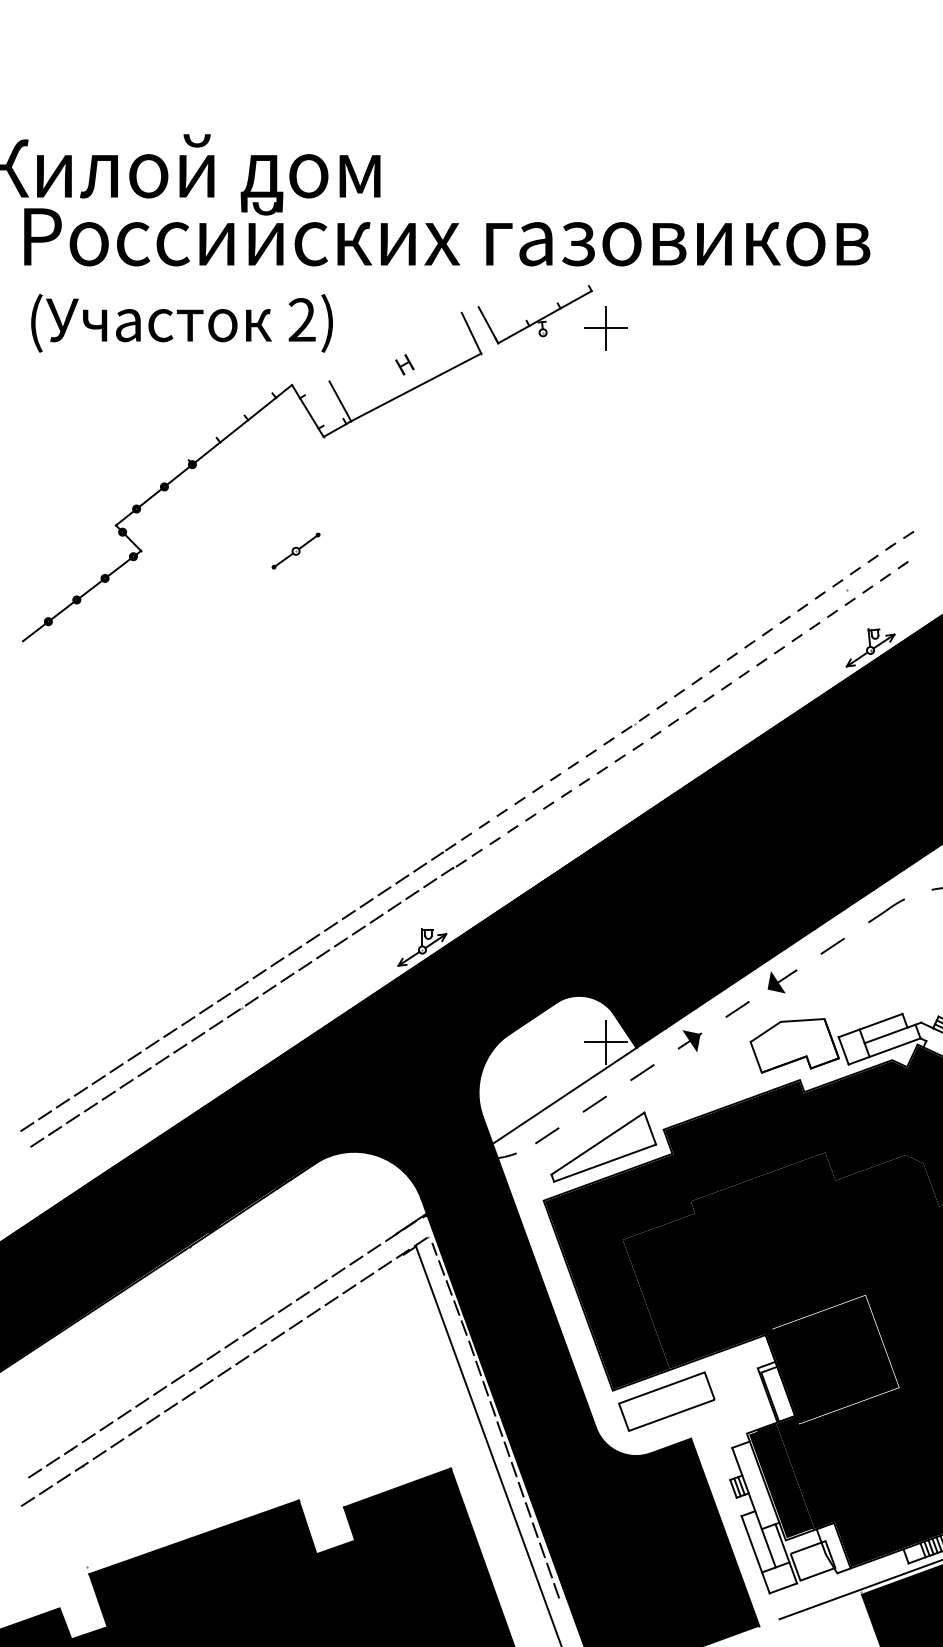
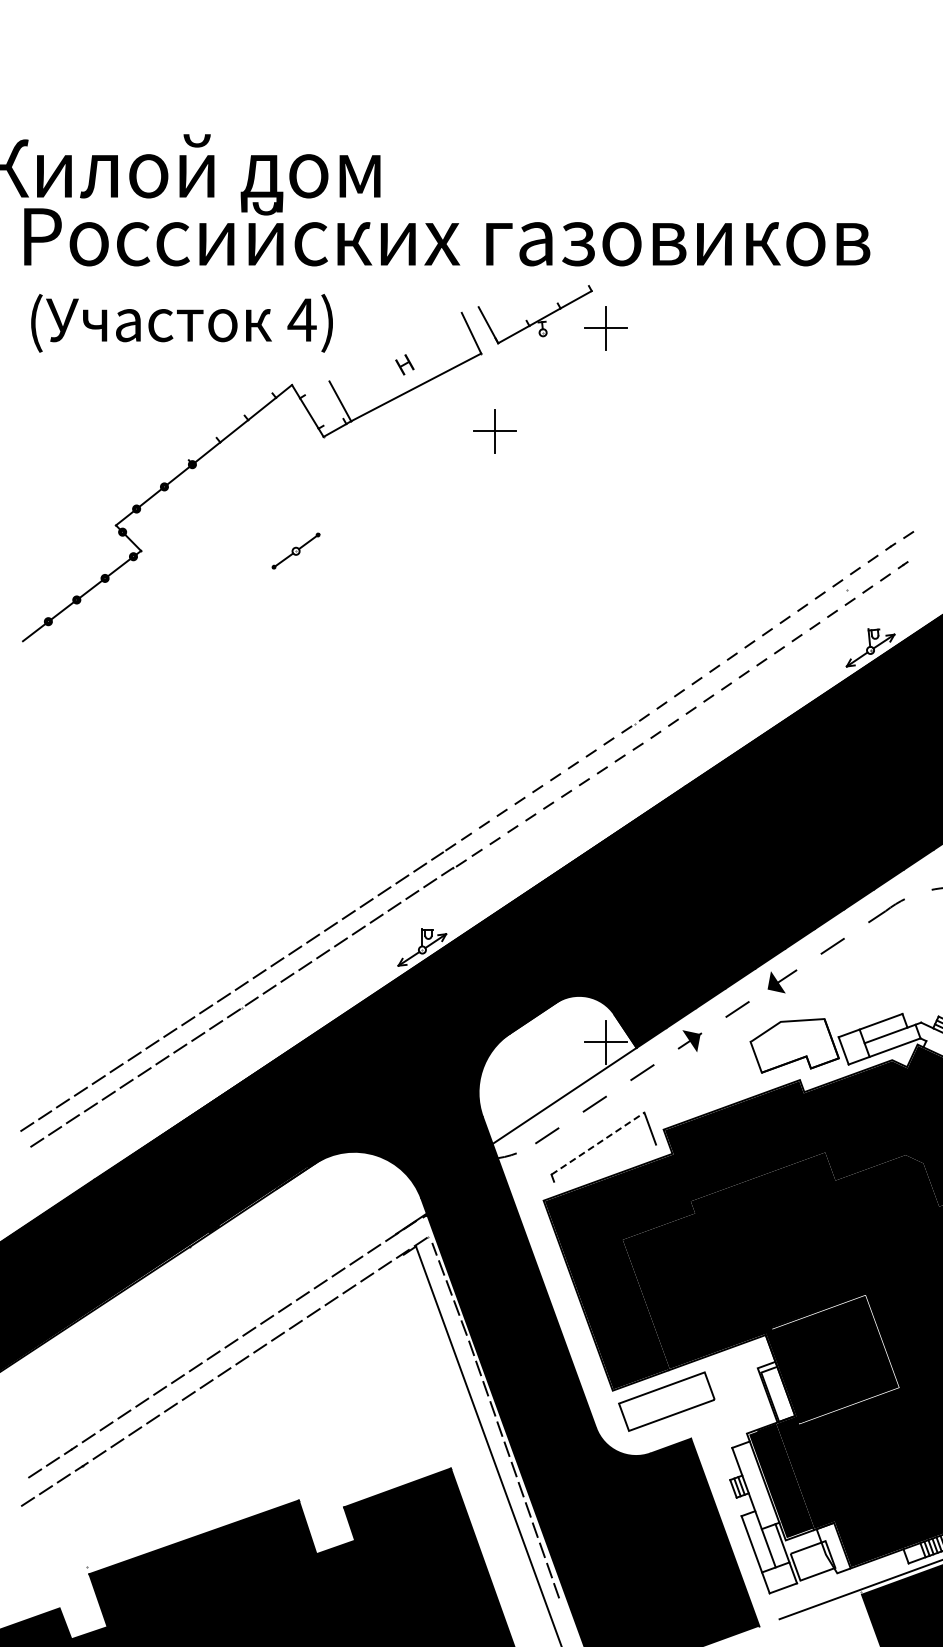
text: 2) -> 4) (301, 319)
part: none -> present (494, 431)
line: solid -> dashed (597, 1143)
line: present -> none (605, 1162)
